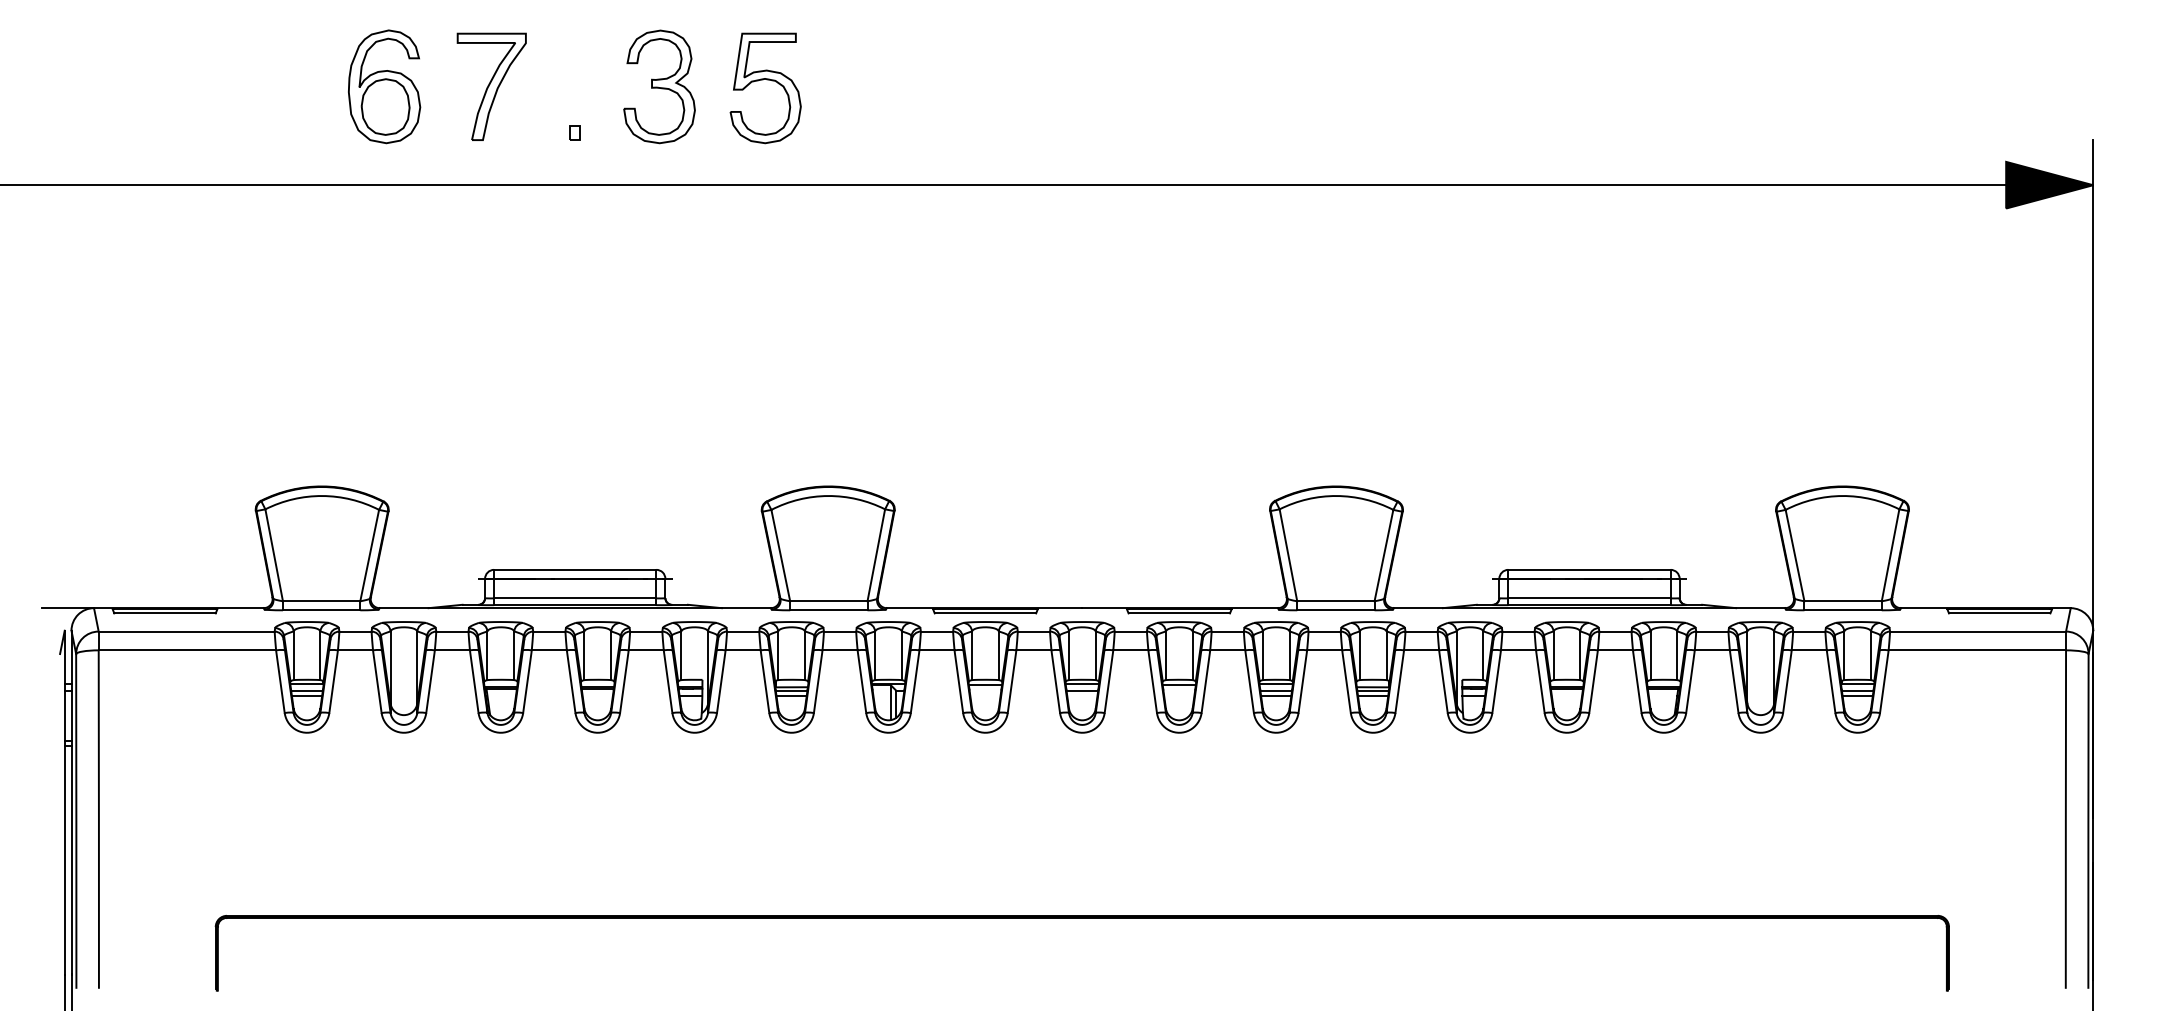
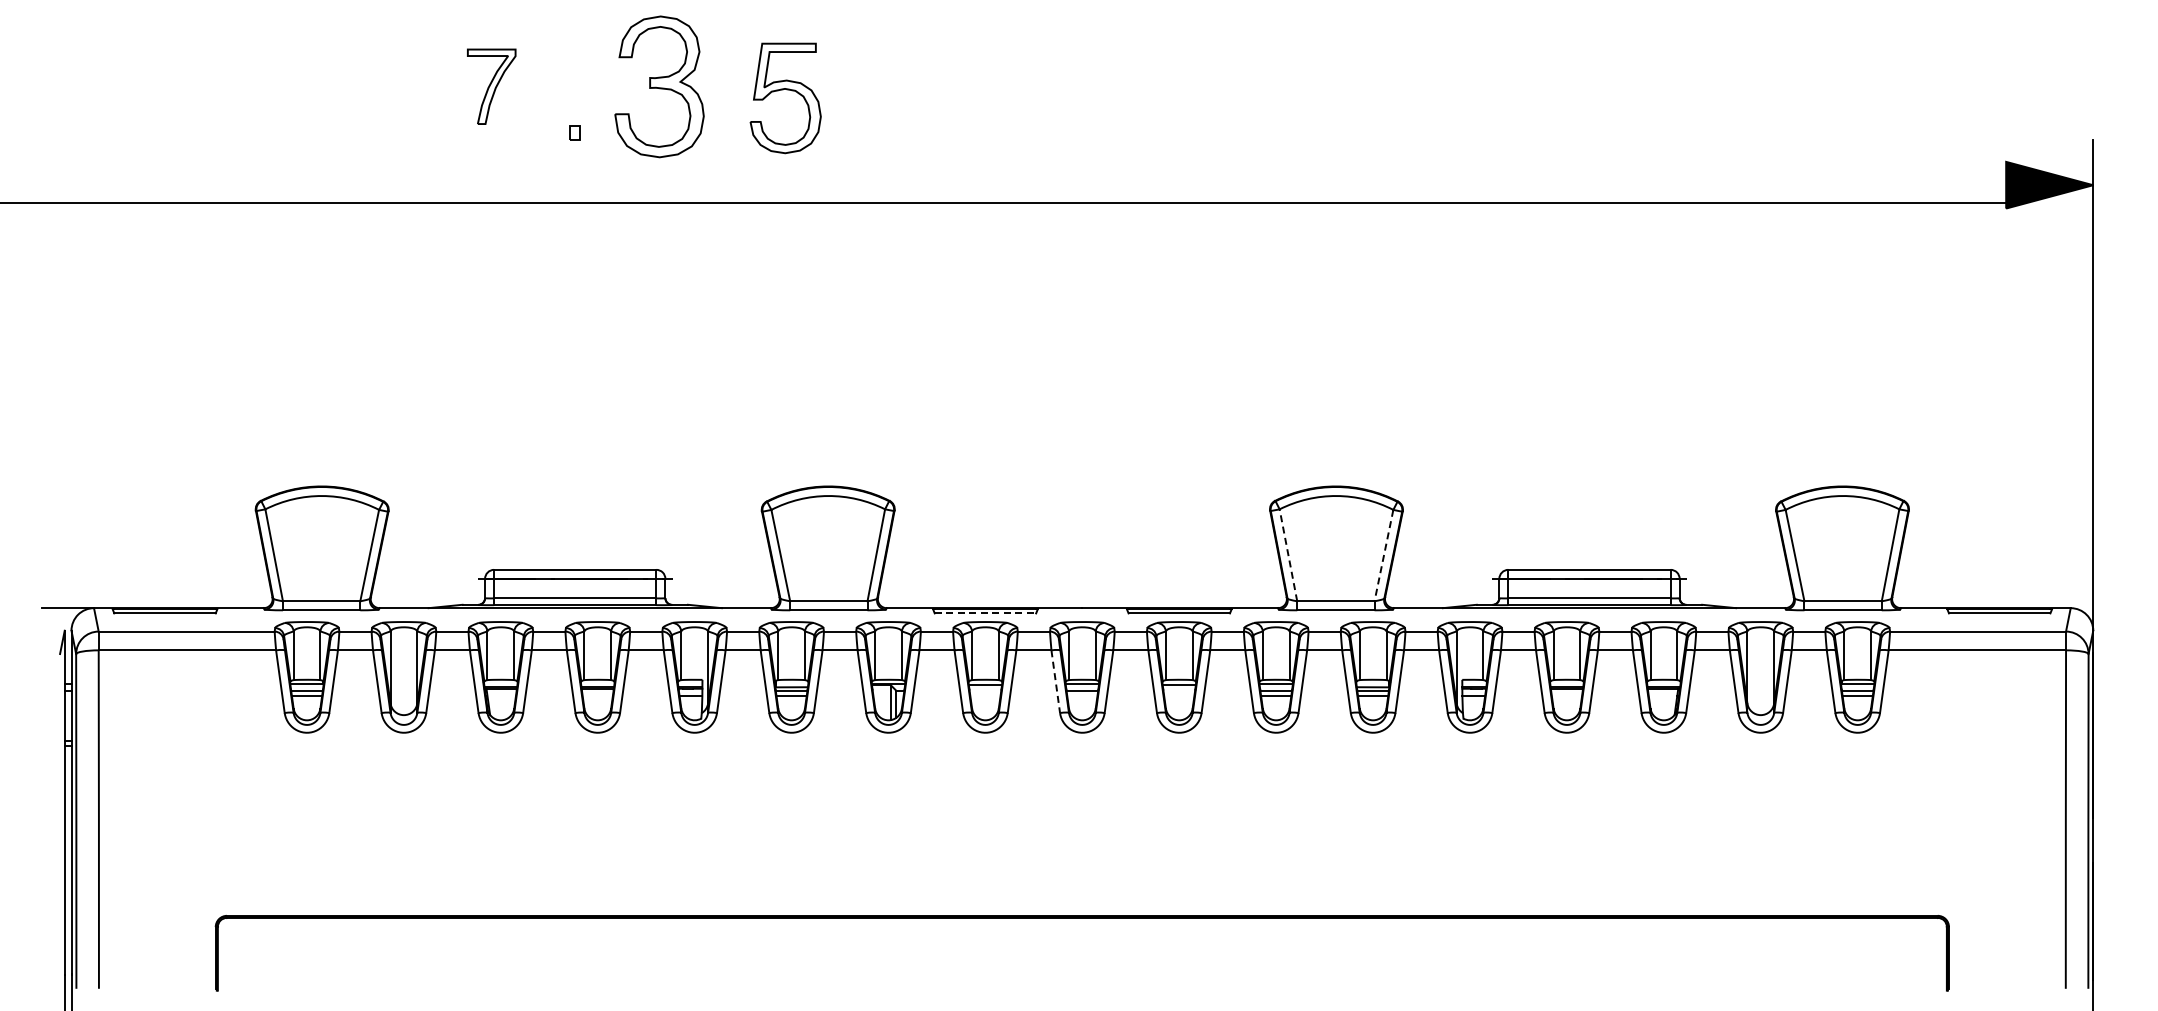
part position: (763, 80) -> (783, 90) (783, 90)
part: present -> none (384, 86)
part size: 71x109 px -> 50x77 px (491, 86)
part size: 73x116 px -> 91x144 px (659, 86)
line position: (1004, 185) -> (1004, 203) (1004, 203)
line: solid -> dashed (1288, 555)
line: solid -> dashed (1383, 555)
line: solid -> dashed (985, 613)
line: solid -> dashed (1055, 681)
